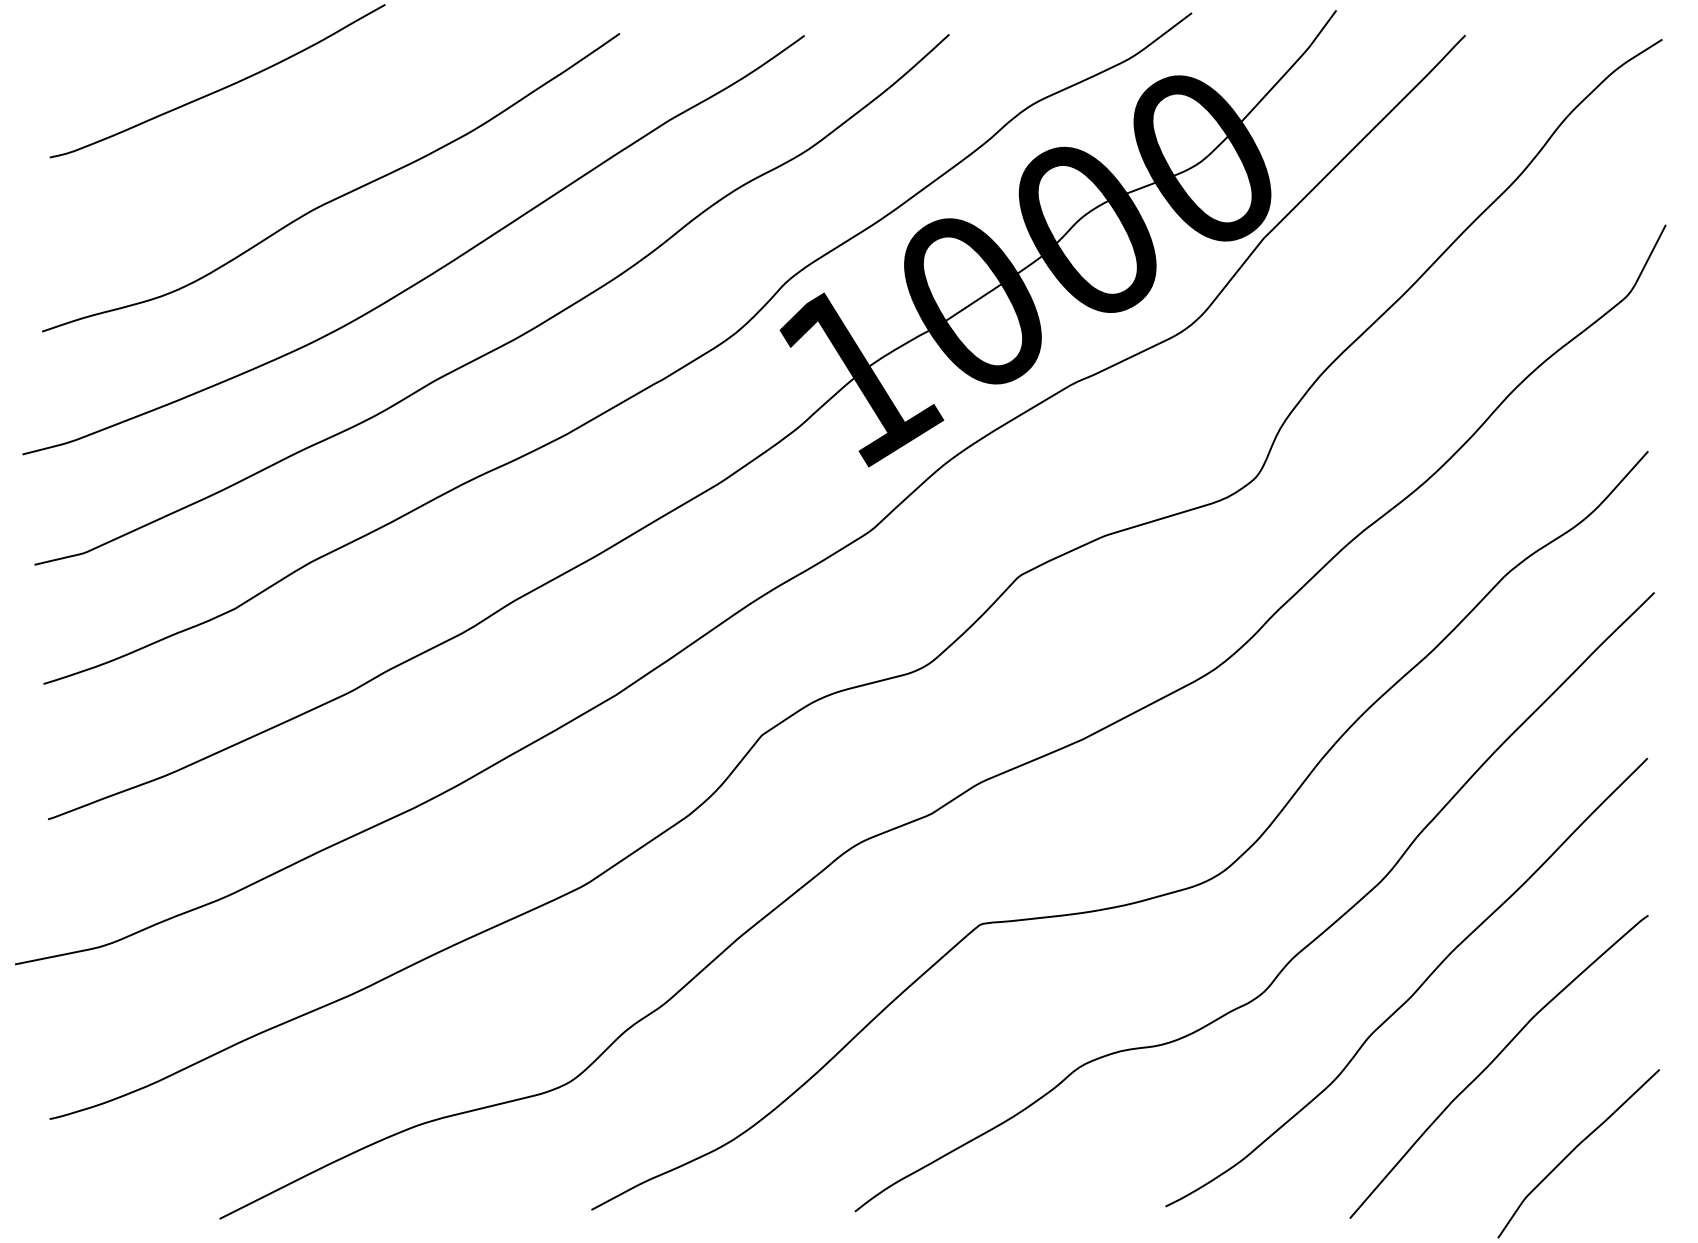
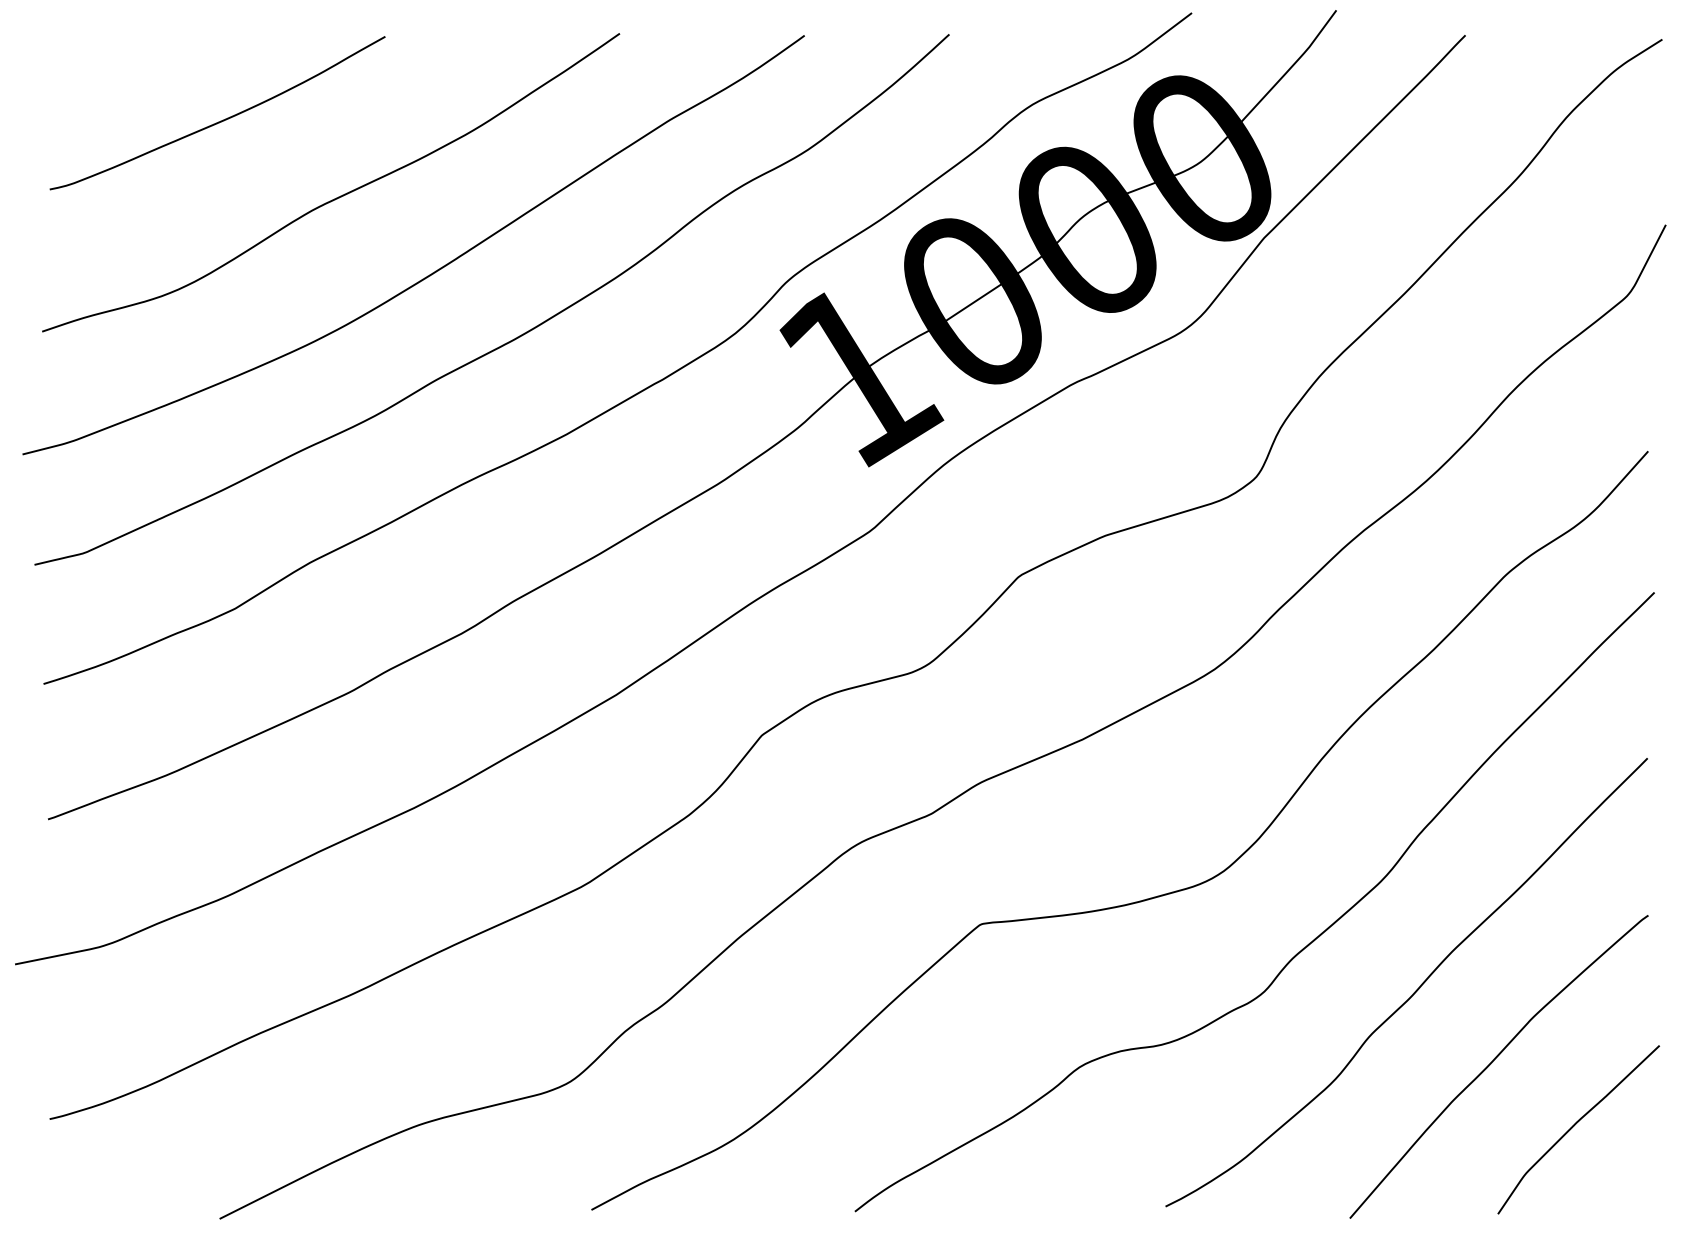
curve position: (220, 88) -> (220, 120) (220, 120)
curve position: (1575, 1149) -> (1575, 1125) (1575, 1125)
